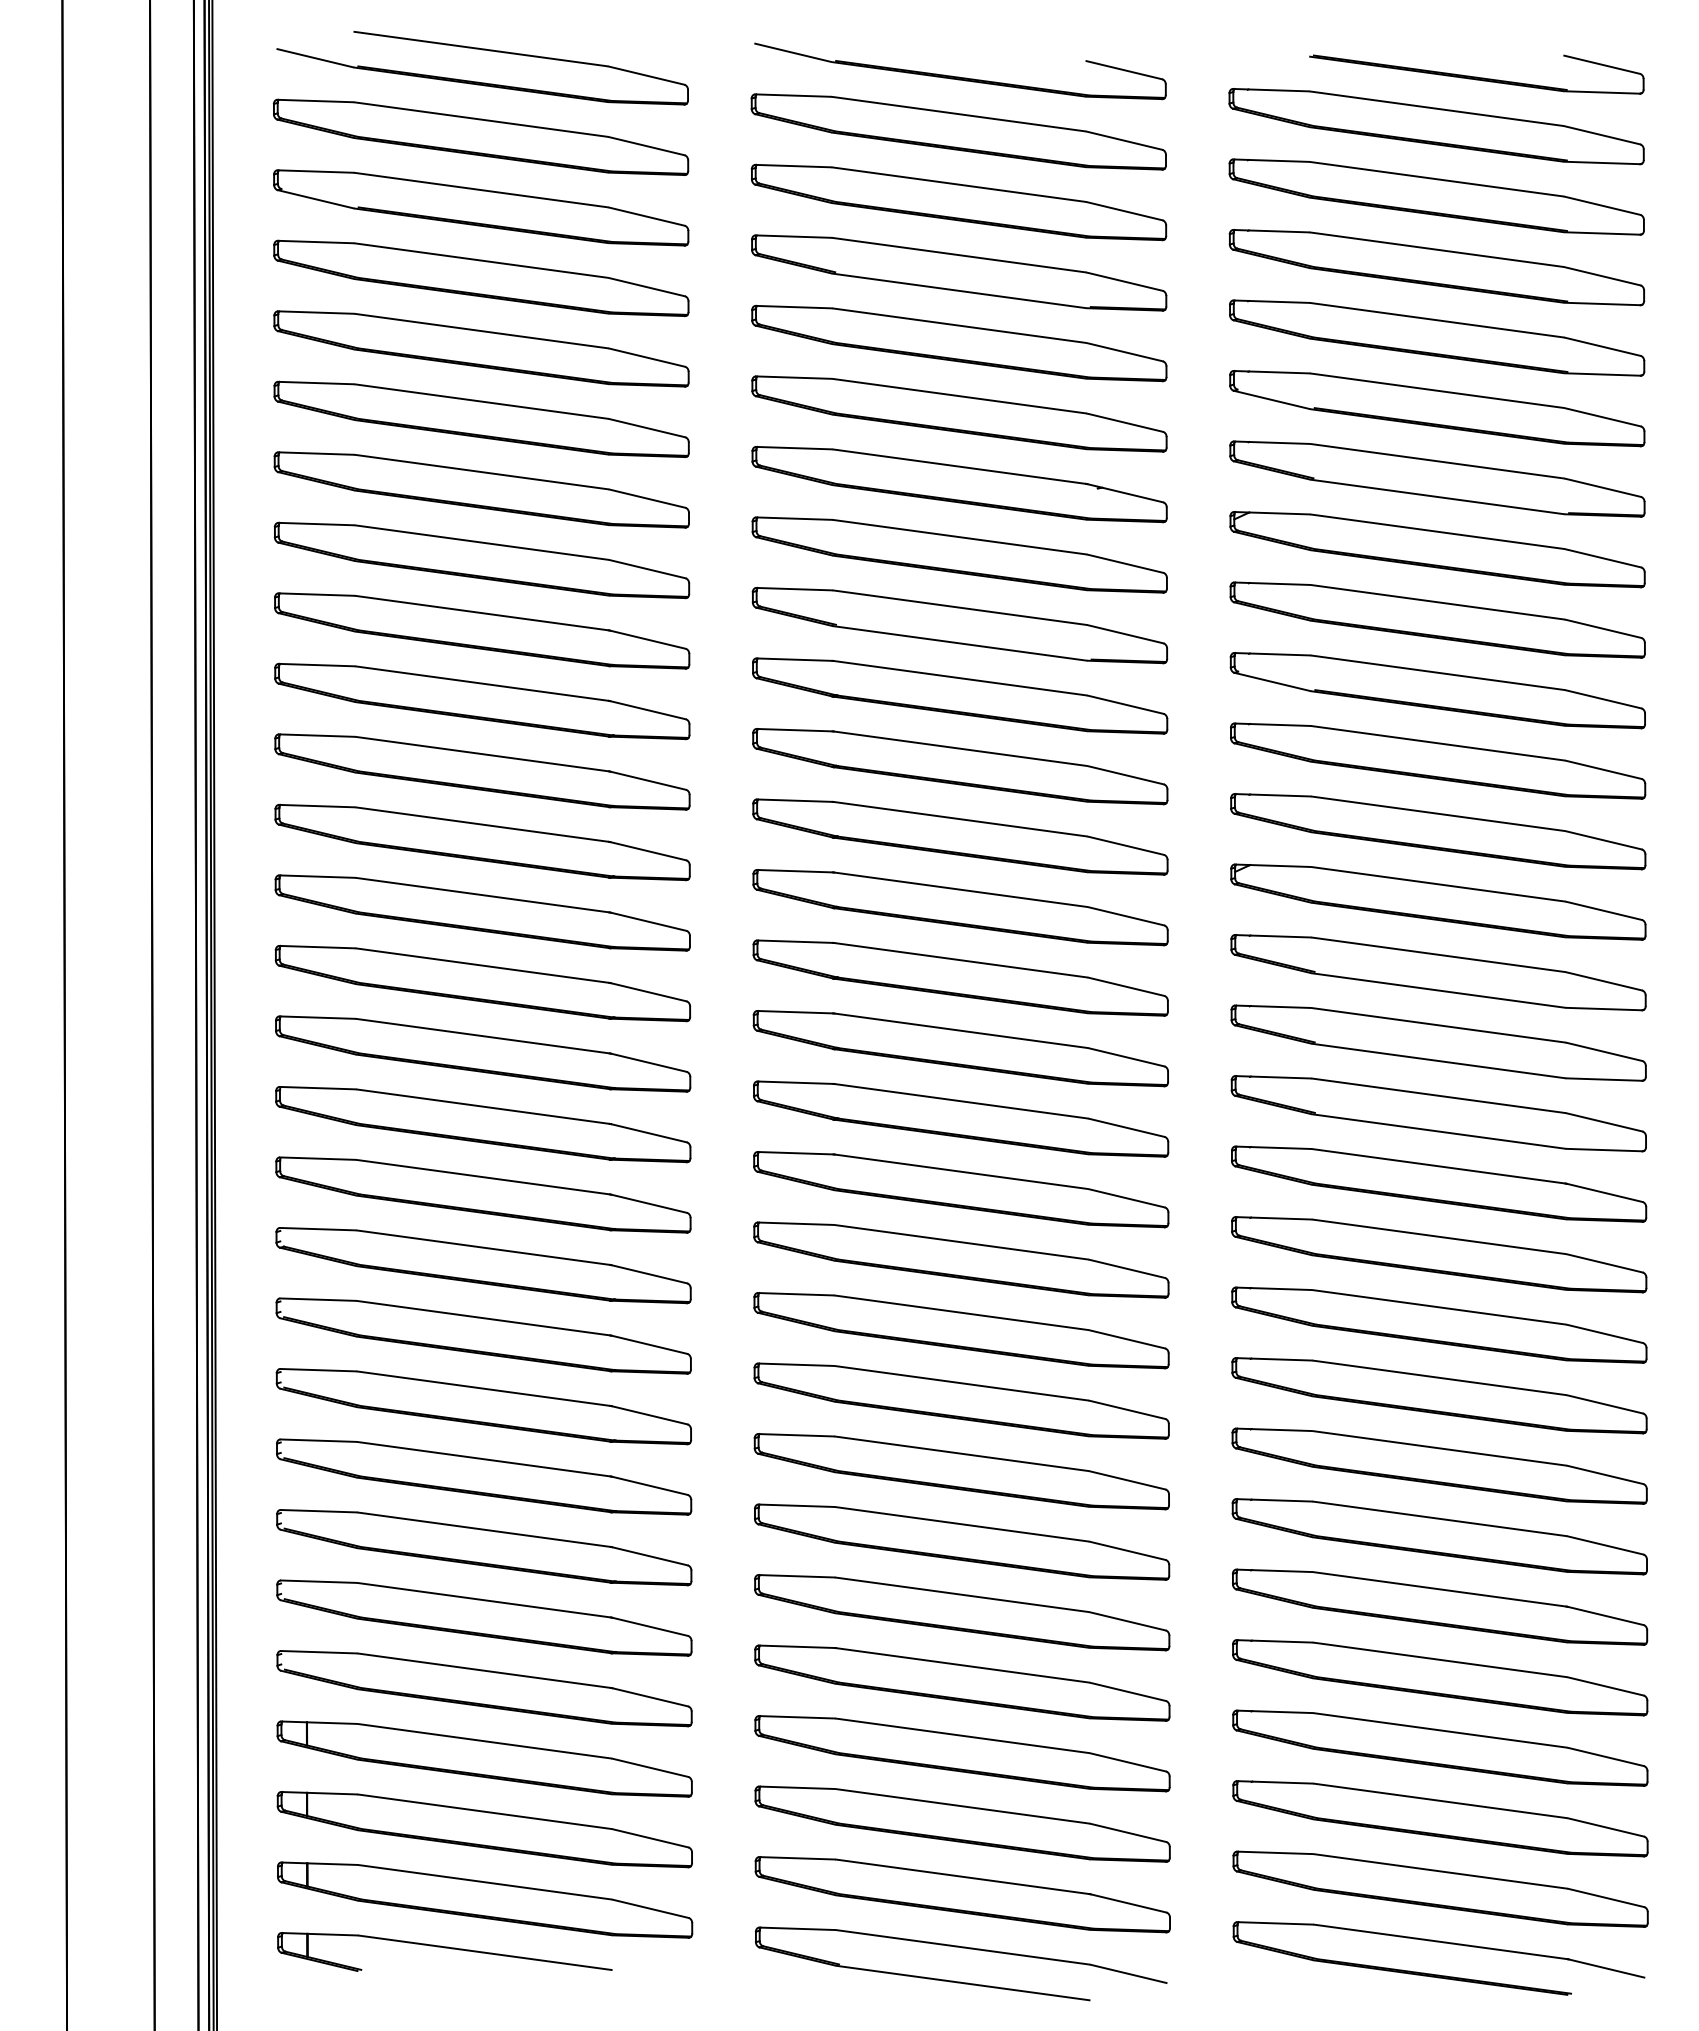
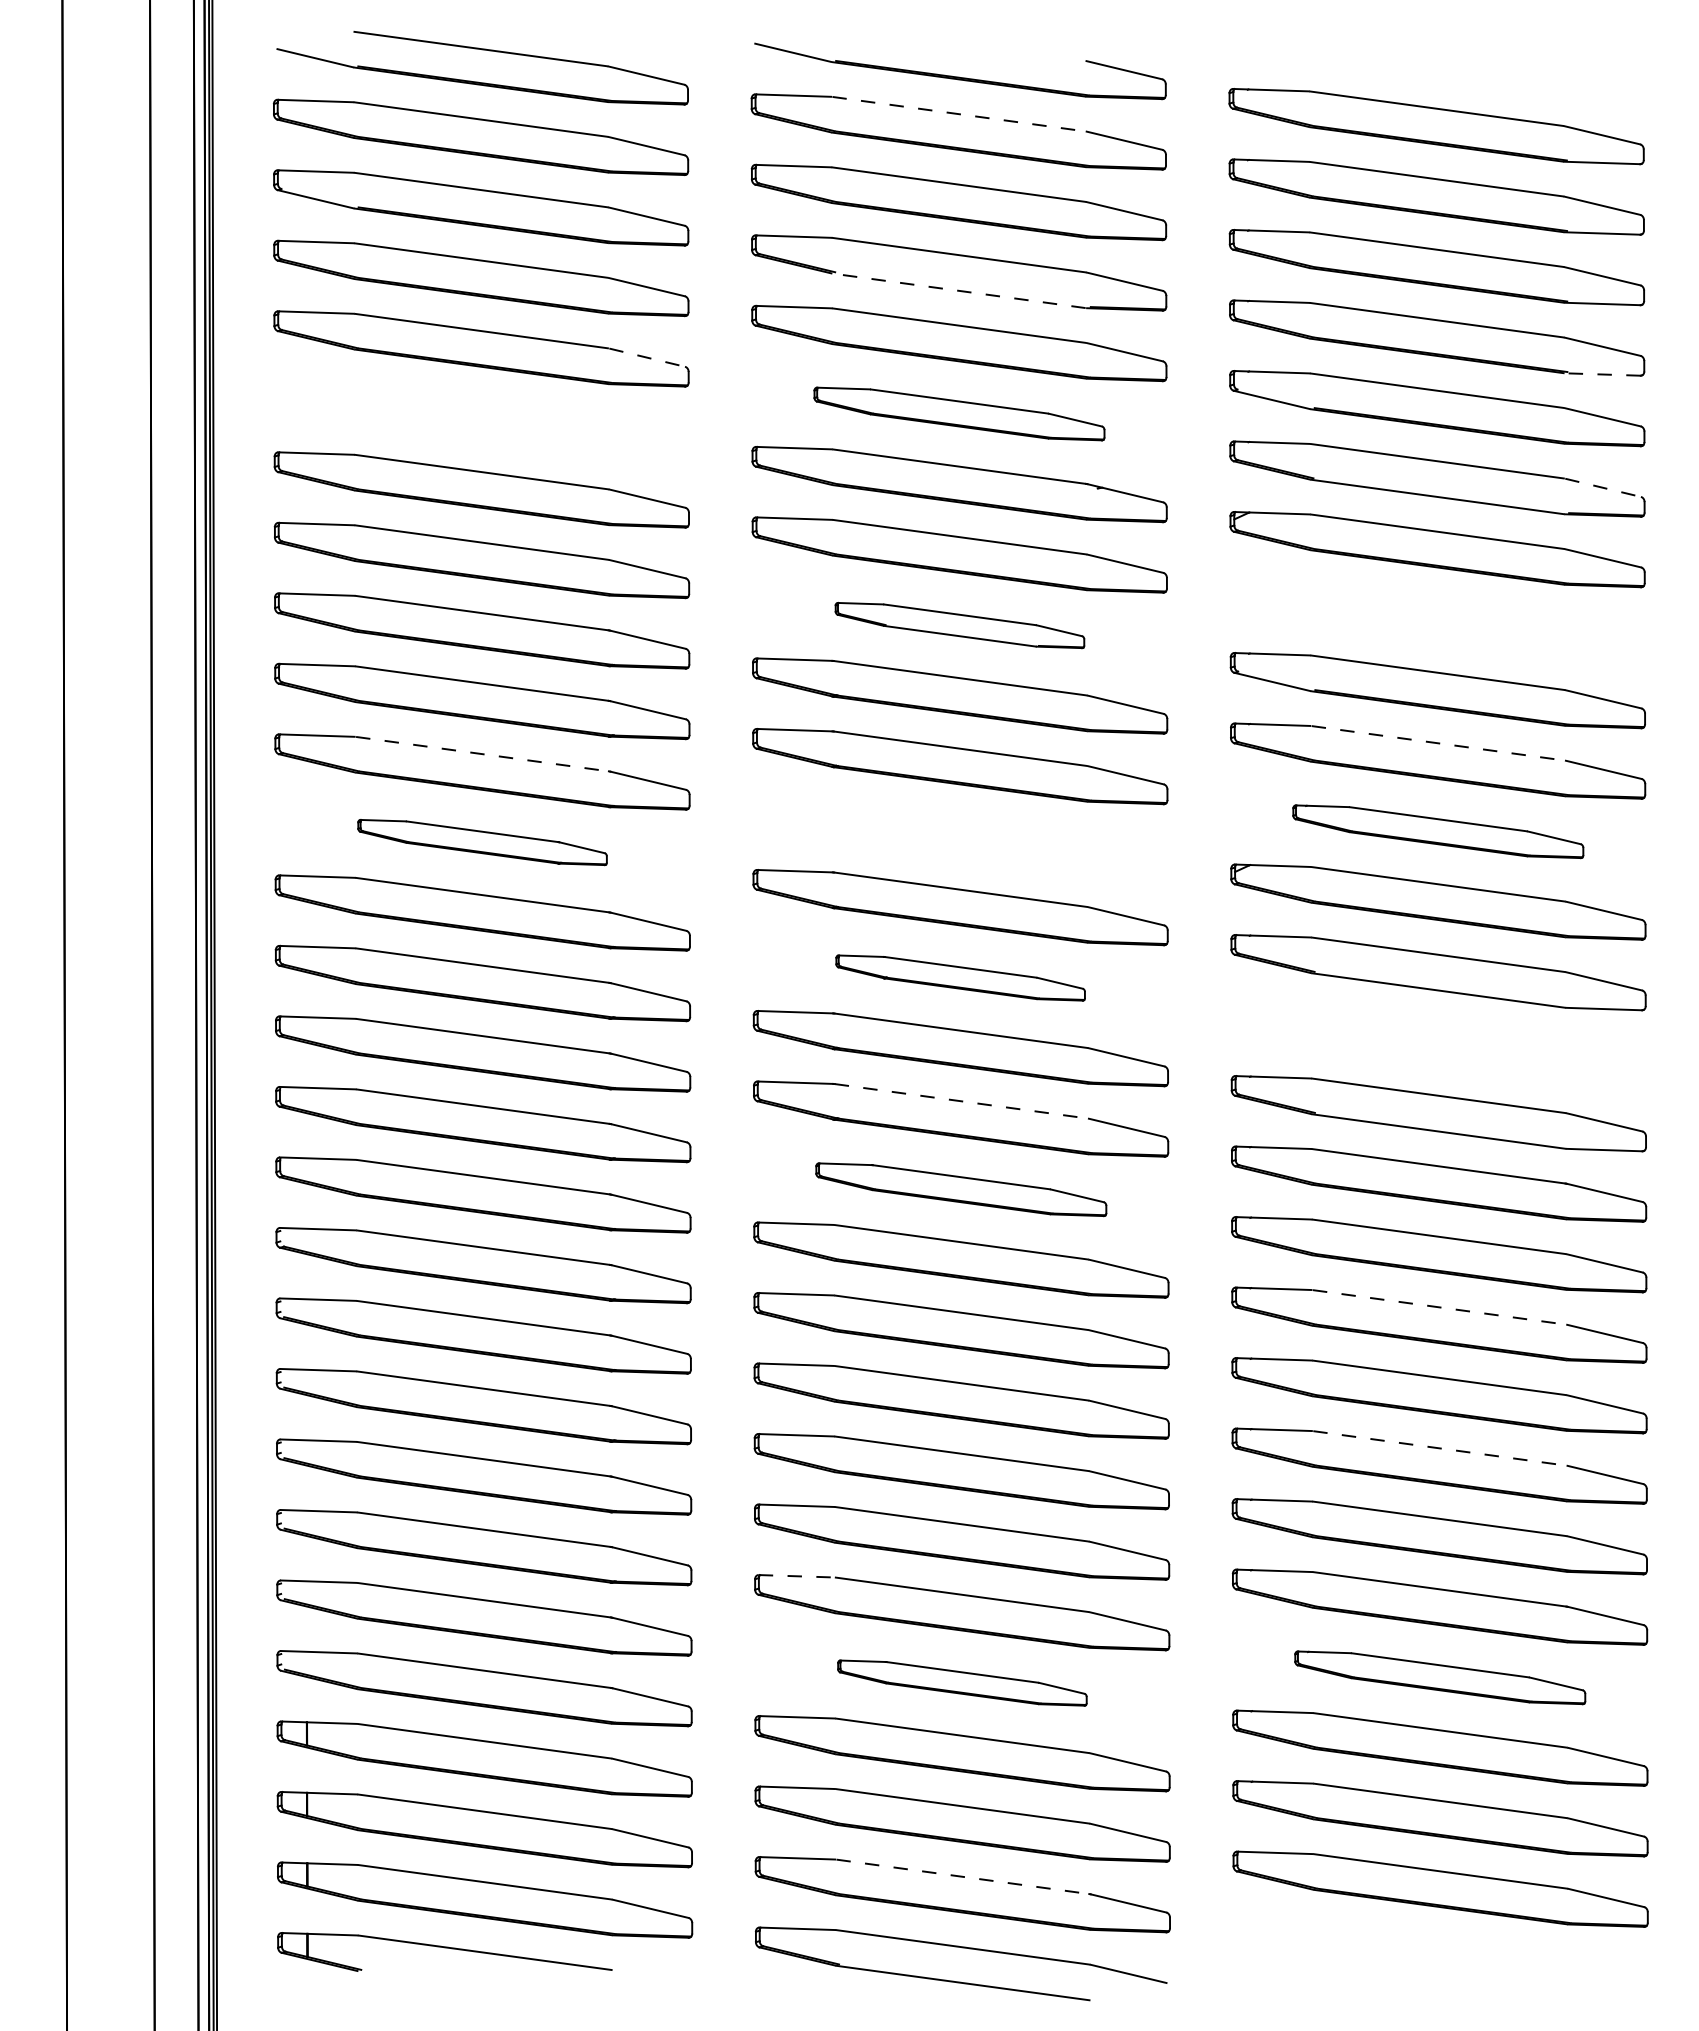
part: present -> none (1476, 74)
line: solid -> dashed (958, 114)
line: solid -> dashed (959, 290)
line: solid -> dashed (647, 357)
line: solid -> dashed (1602, 374)
part size: 417x78 px -> 293x56 px (959, 413)
part: present -> none (481, 418)
line: solid -> dashed (1603, 487)
part: present -> none (1437, 619)
part size: 418x79 px -> 252x49 px (959, 625)
line: solid -> dashed (1438, 743)
line: solid -> dashed (482, 754)
part size: 417x78 px -> 293x56 px (1438, 831)
part: present -> none (960, 836)
part size: 417x79 px -> 251x48 px (482, 842)
part size: 417x78 px -> 251x48 px (960, 977)
part: present -> none (1438, 1042)
line: solid -> dashed (961, 1101)
part size: 417x78 px -> 293x56 px (961, 1189)
line: solid -> dashed (1439, 1307)
line: solid -> dashed (1439, 1448)
line: solid -> dashed (796, 1576)
part size: 417x78 px -> 293x56 px (1440, 1677)
part size: 417x78 px -> 251x48 px (962, 1682)
line: solid -> dashed (962, 1876)
part: present -> none (1443, 1943)
